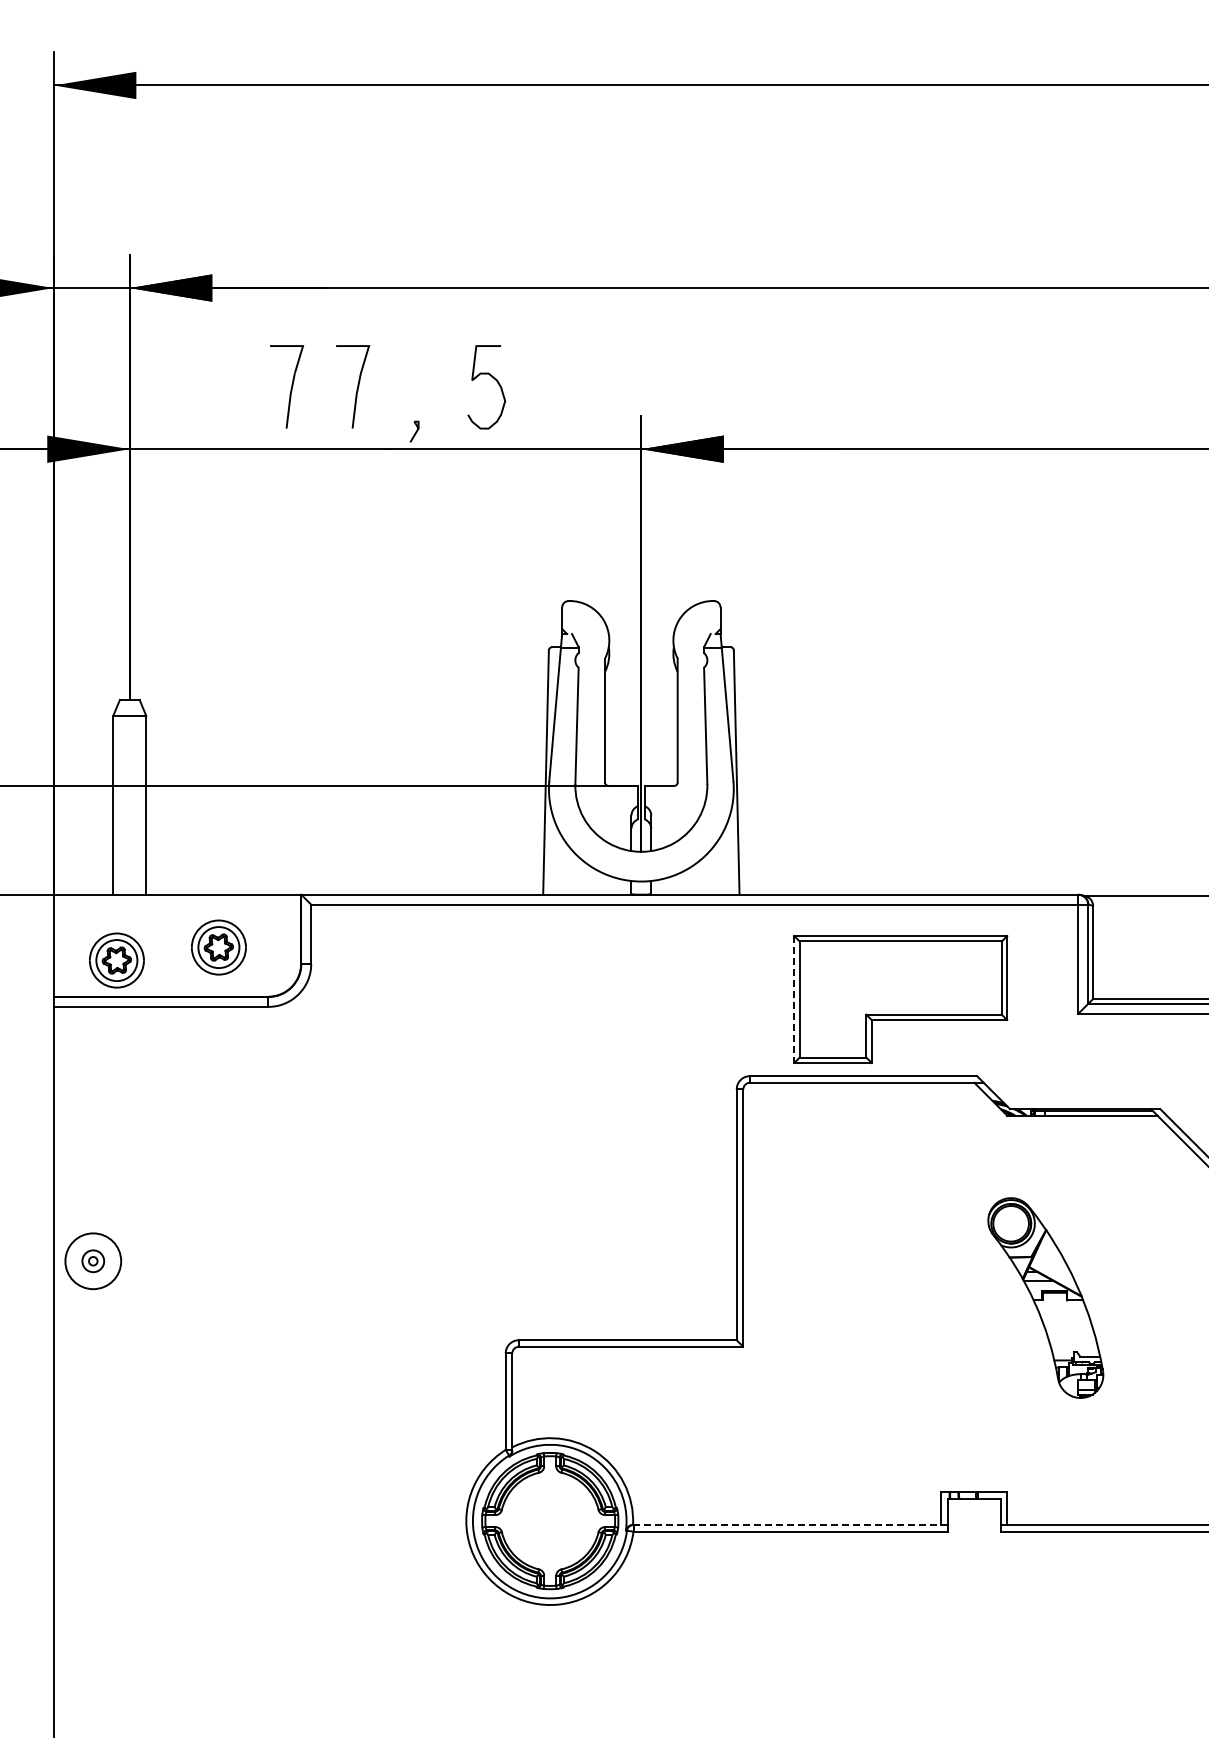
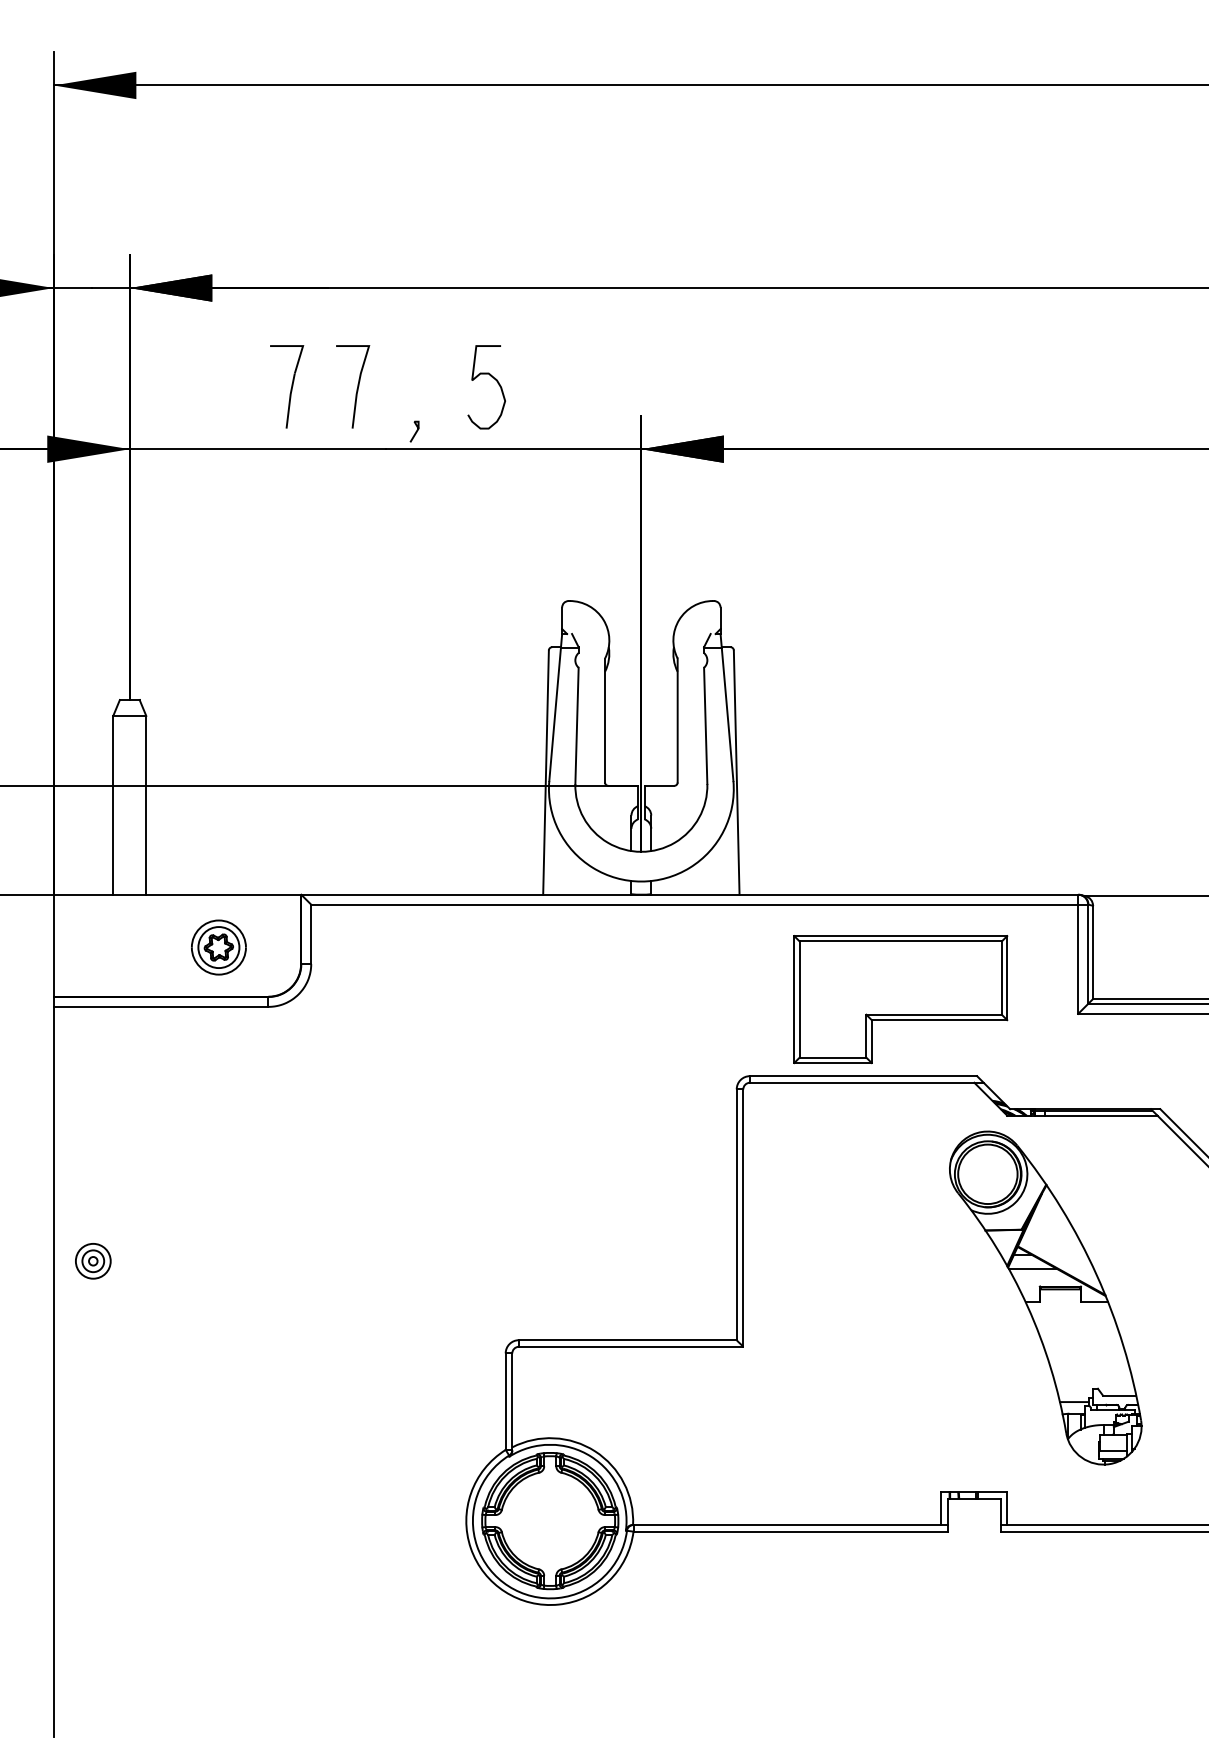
part: present -> none (116, 960)
line: dashed -> solid (794, 1000)
circle diameter: 56 px -> 35 px (92, 1260)
part size: 118x202 px -> 194x336 px (1045, 1297)
line: dashed -> solid (790, 1525)
